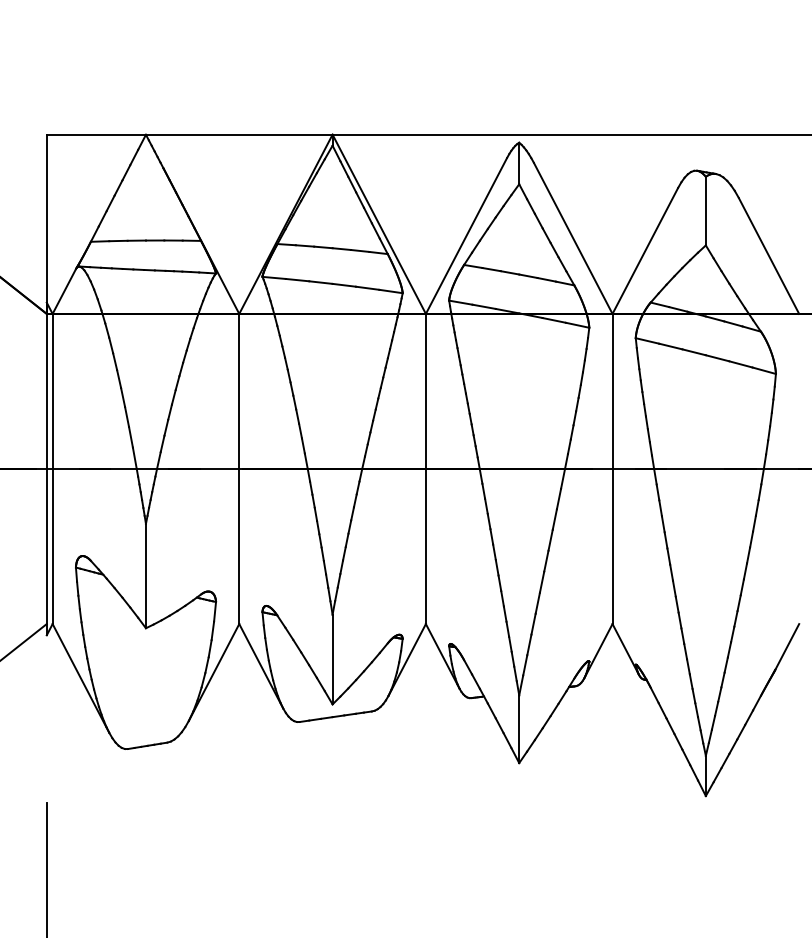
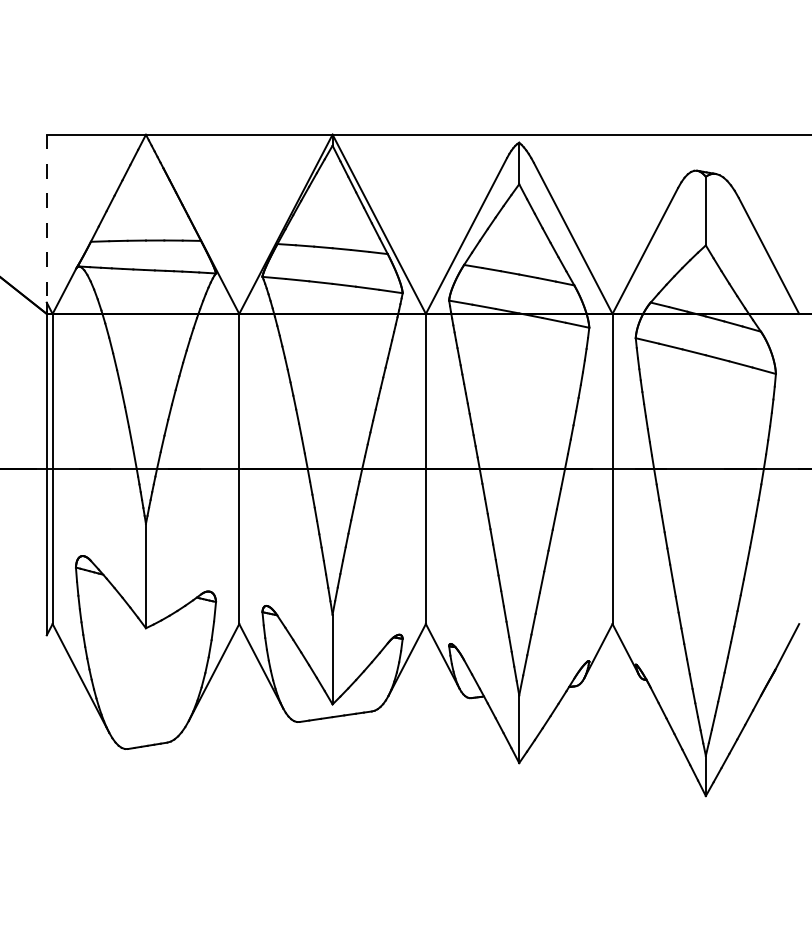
line: solid -> dashed (46, 224)
line: present -> none (24, 641)
line: present -> none (46, 868)
